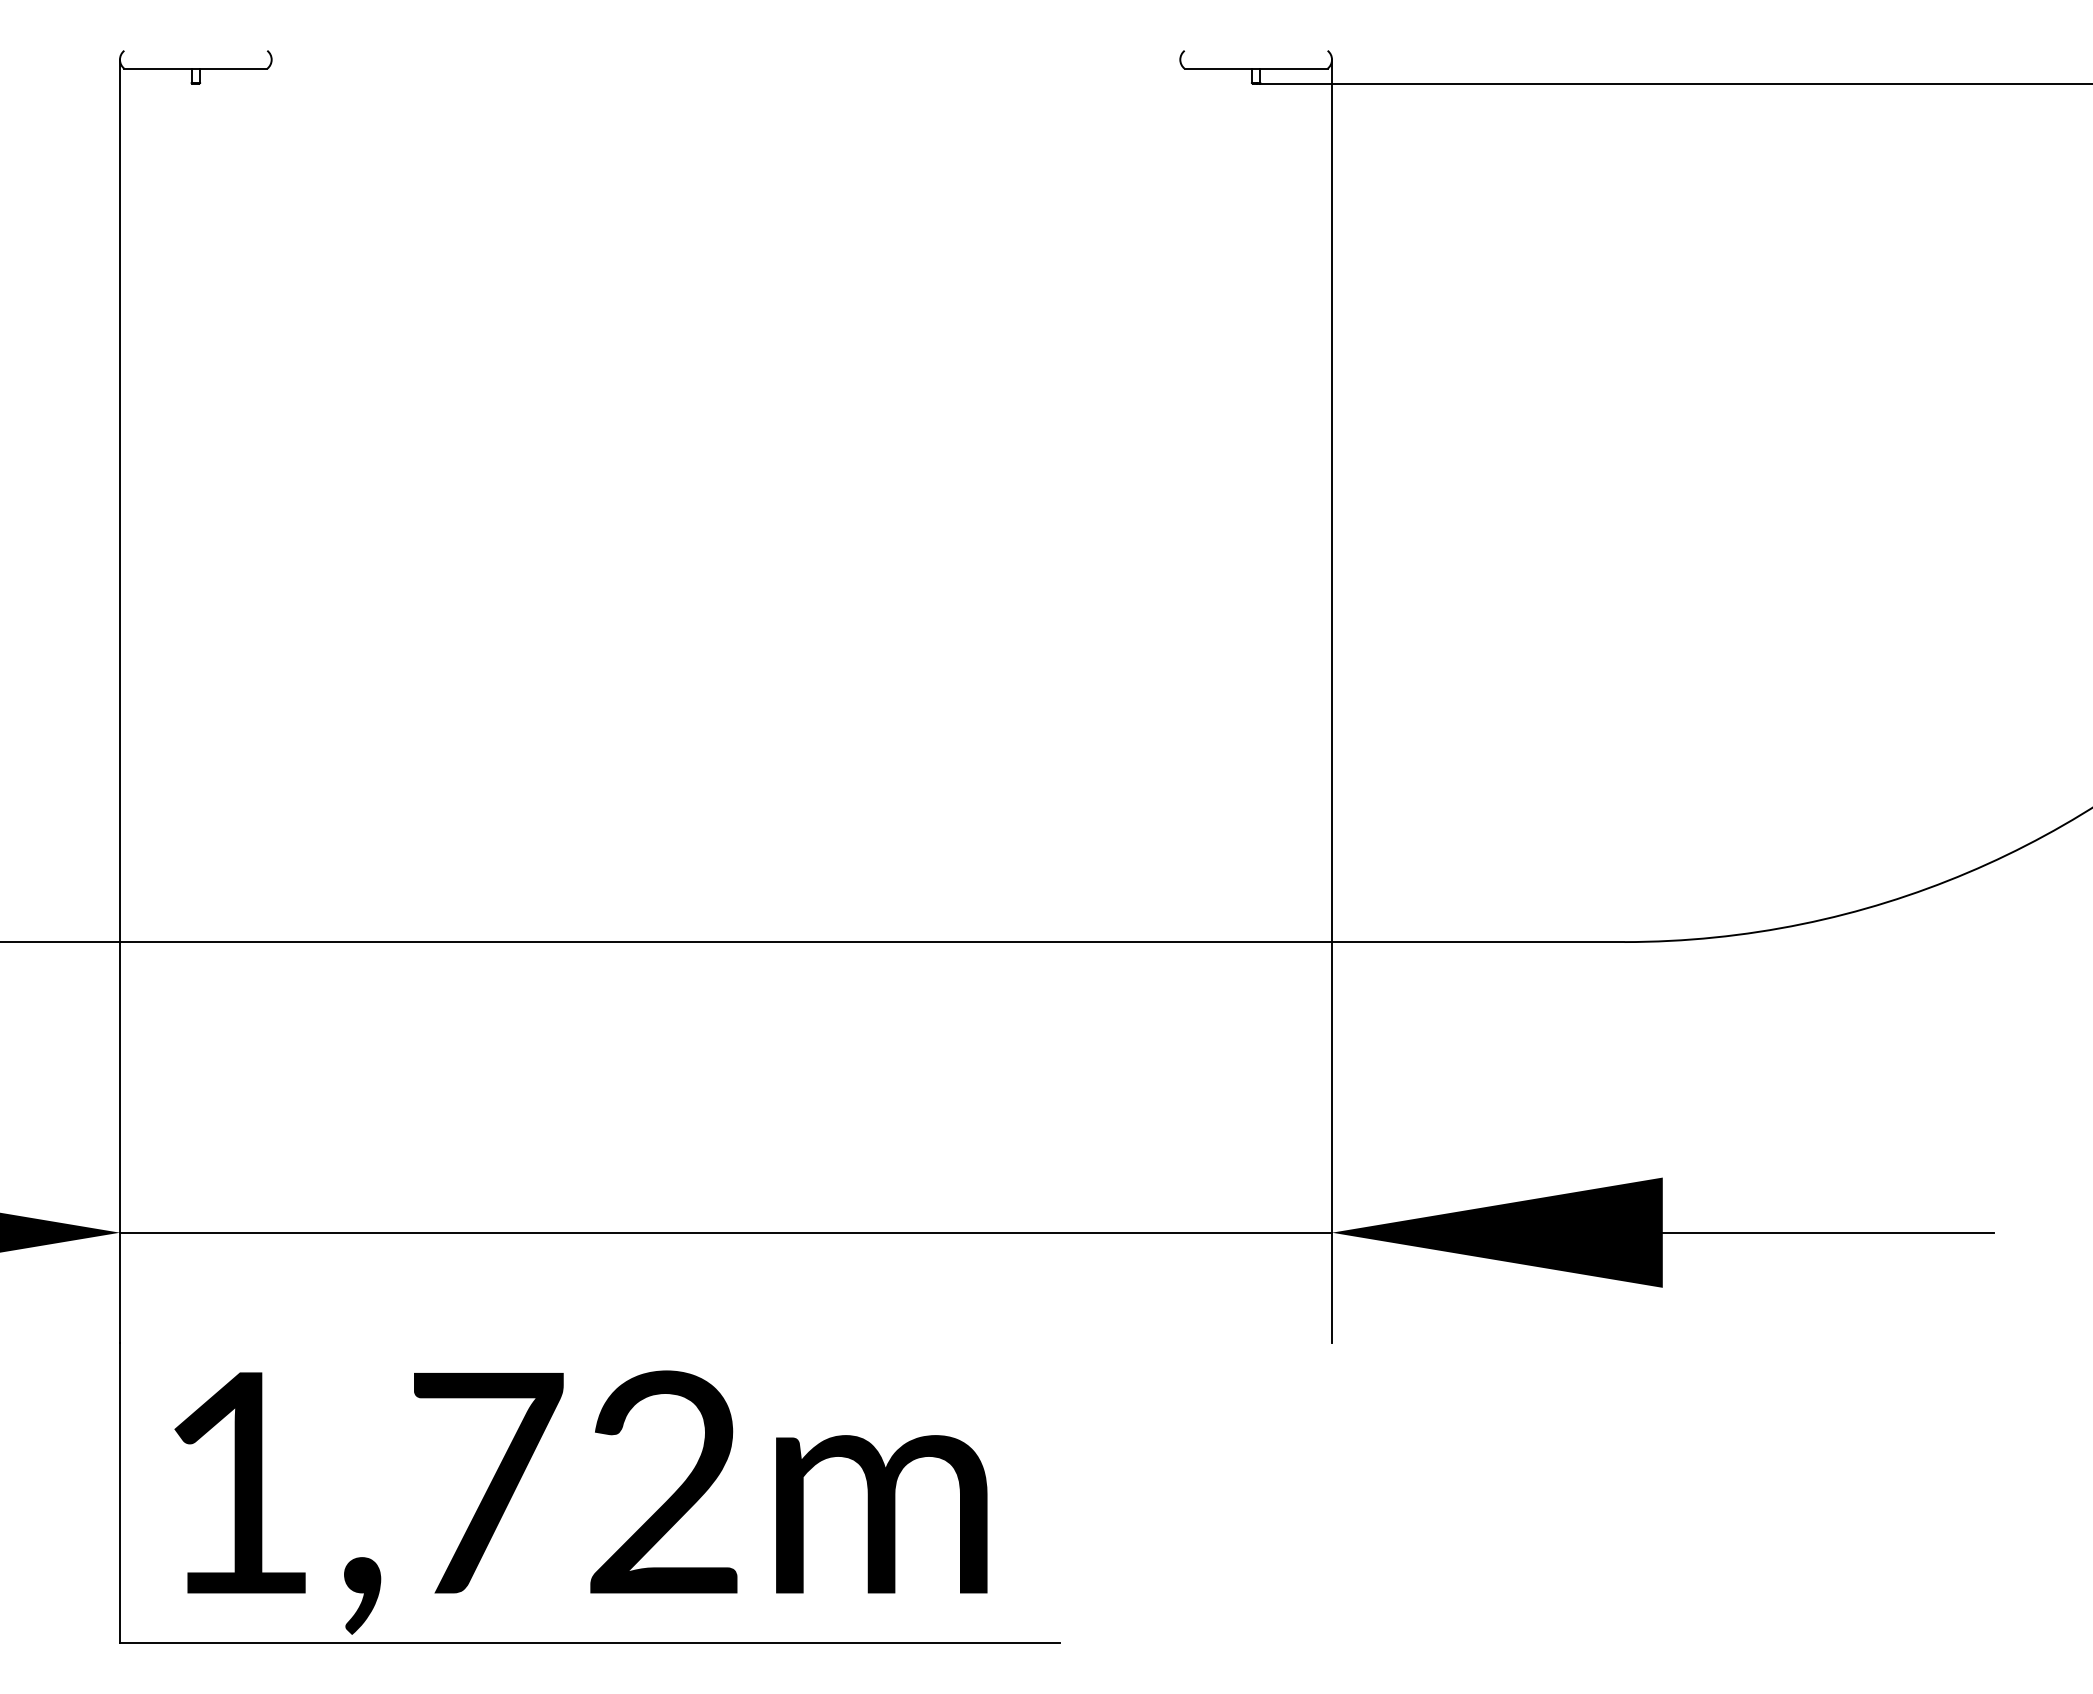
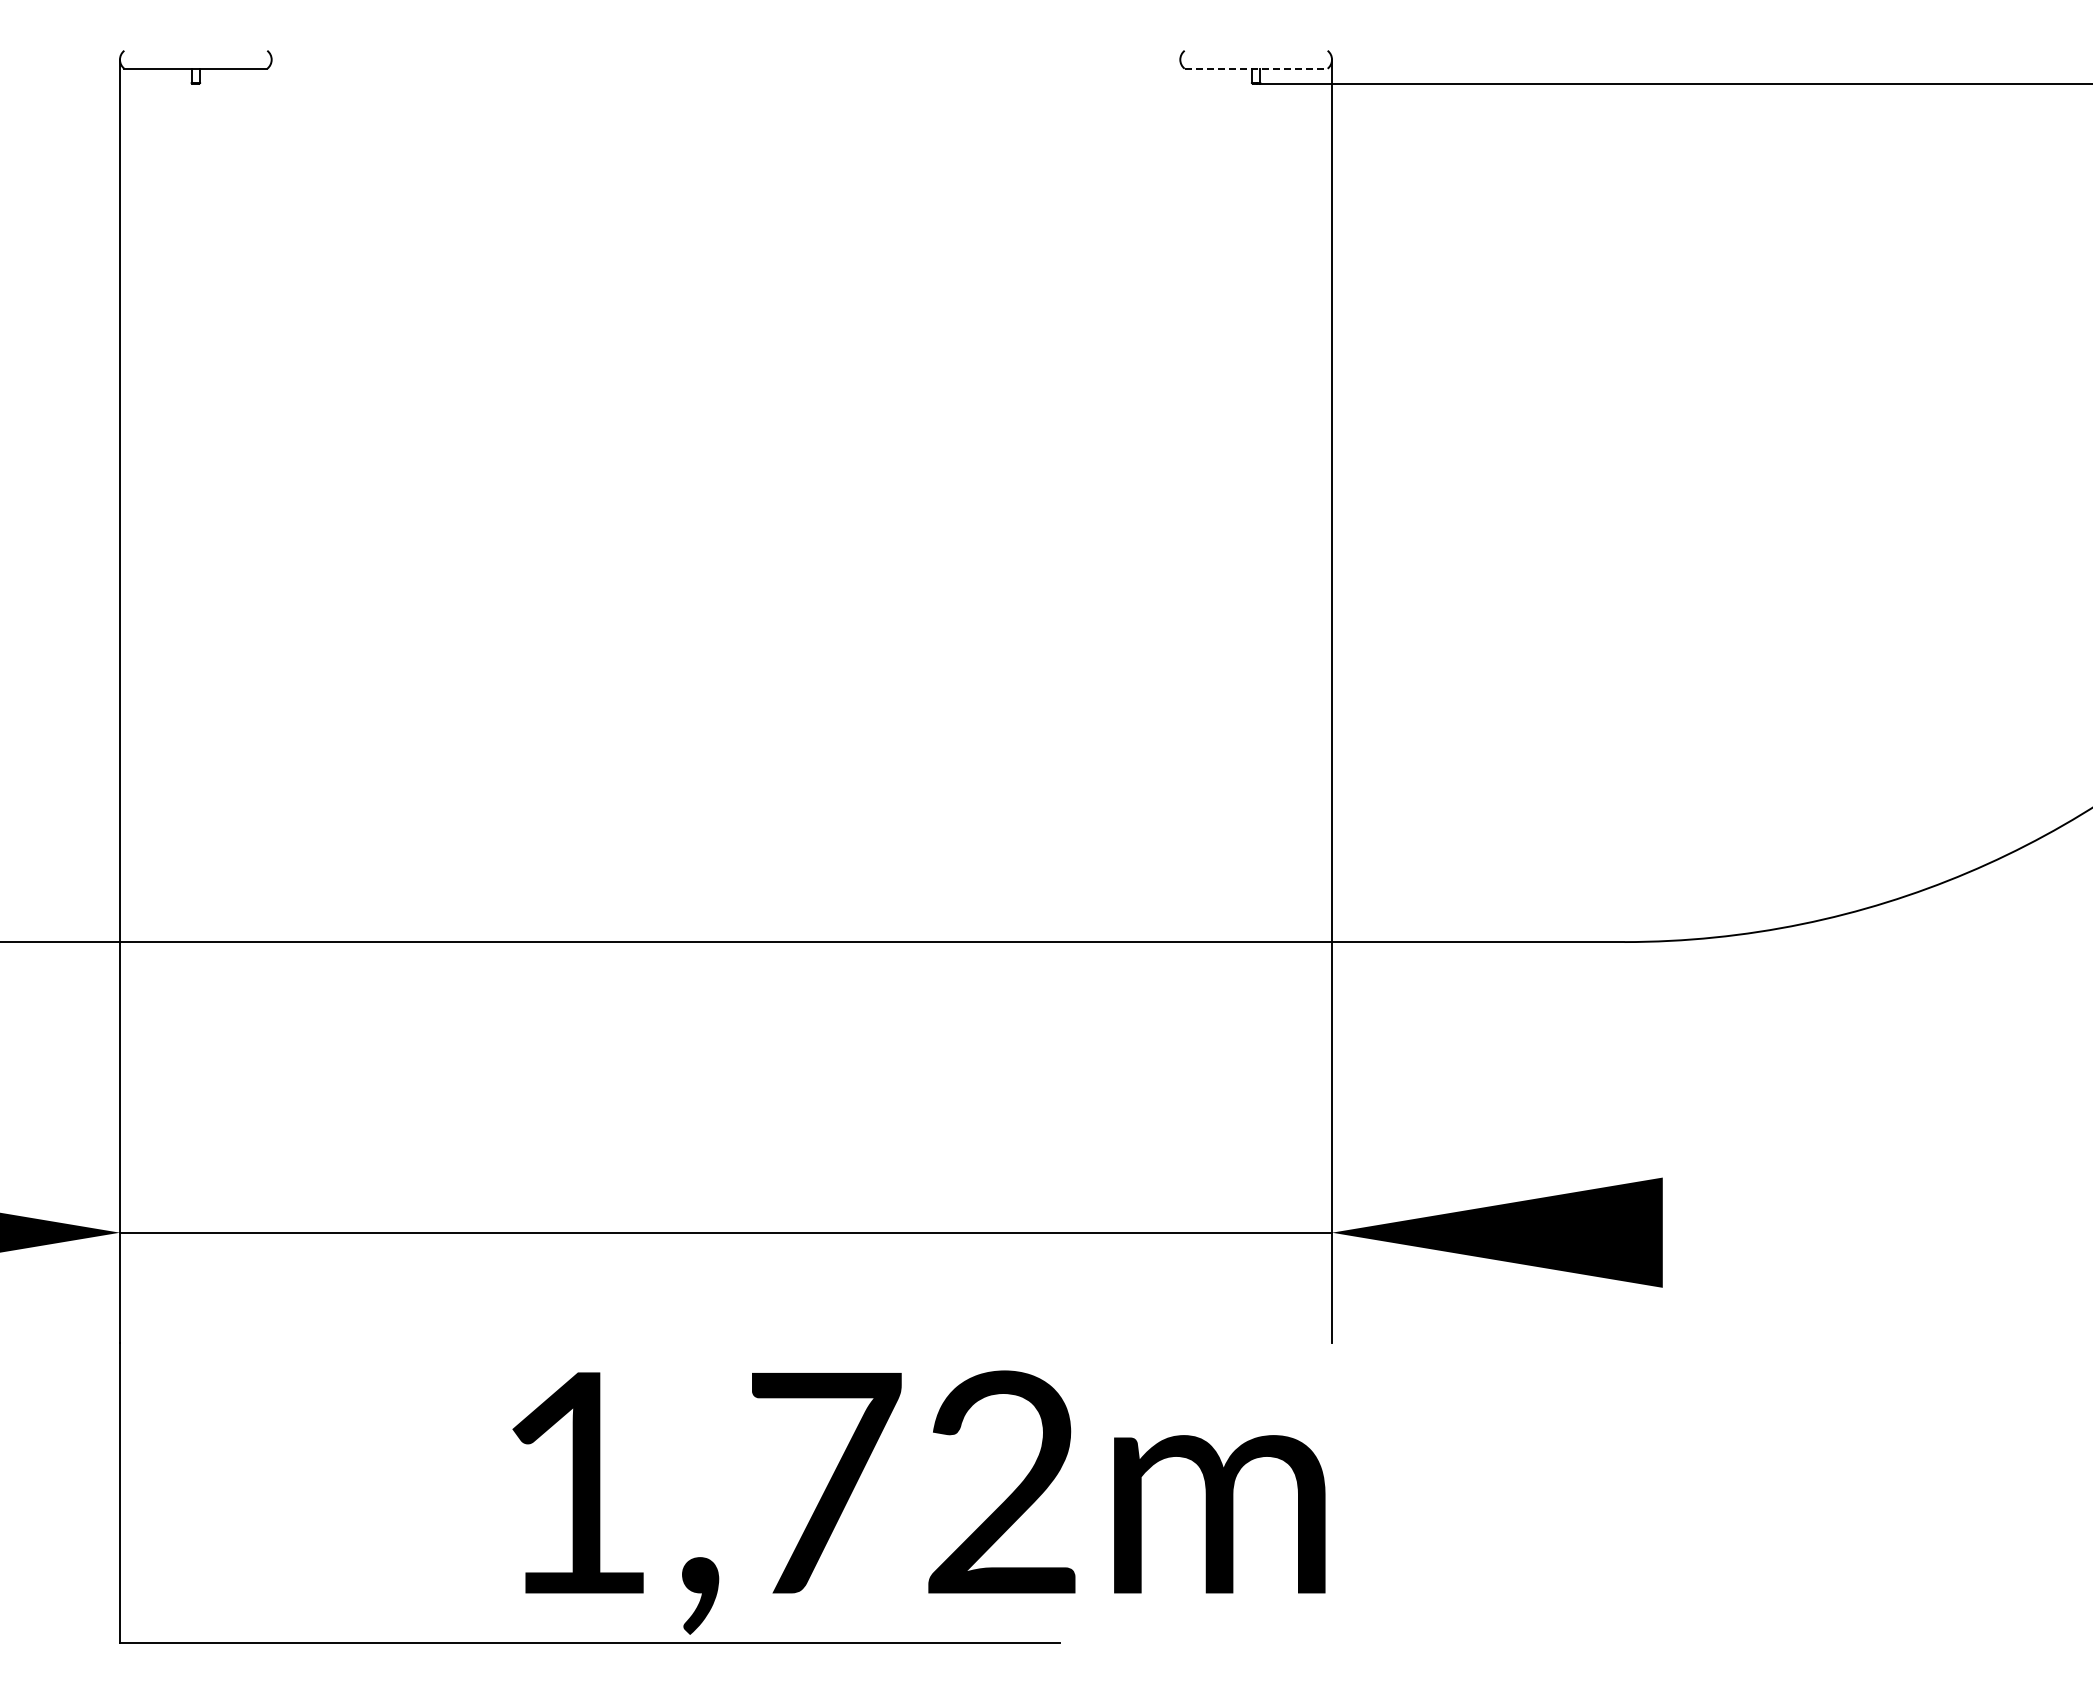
line: solid -> dashed (1256, 68)
line: present -> none (1827, 1232)
text position: (580, 1502) -> (918, 1502) (918, 1502)
